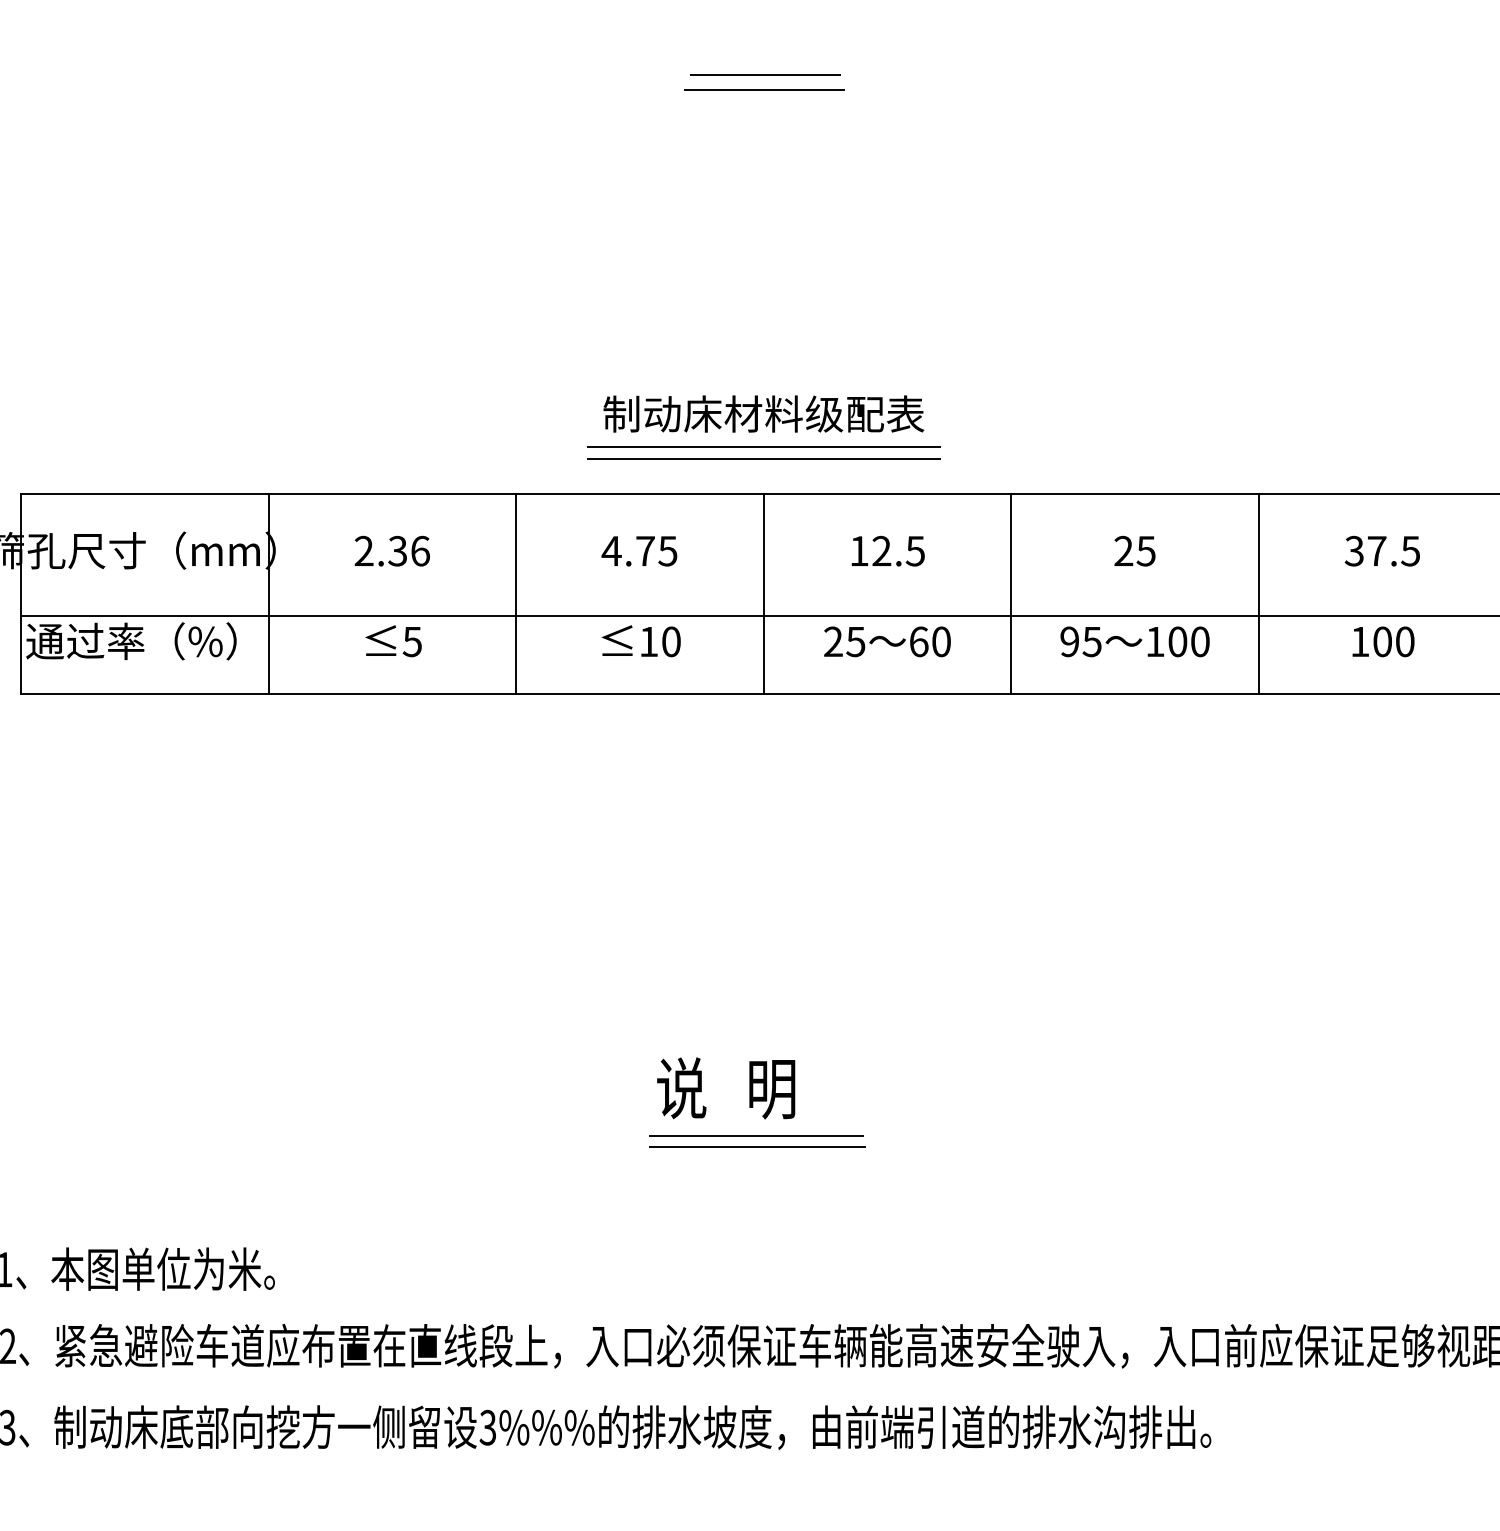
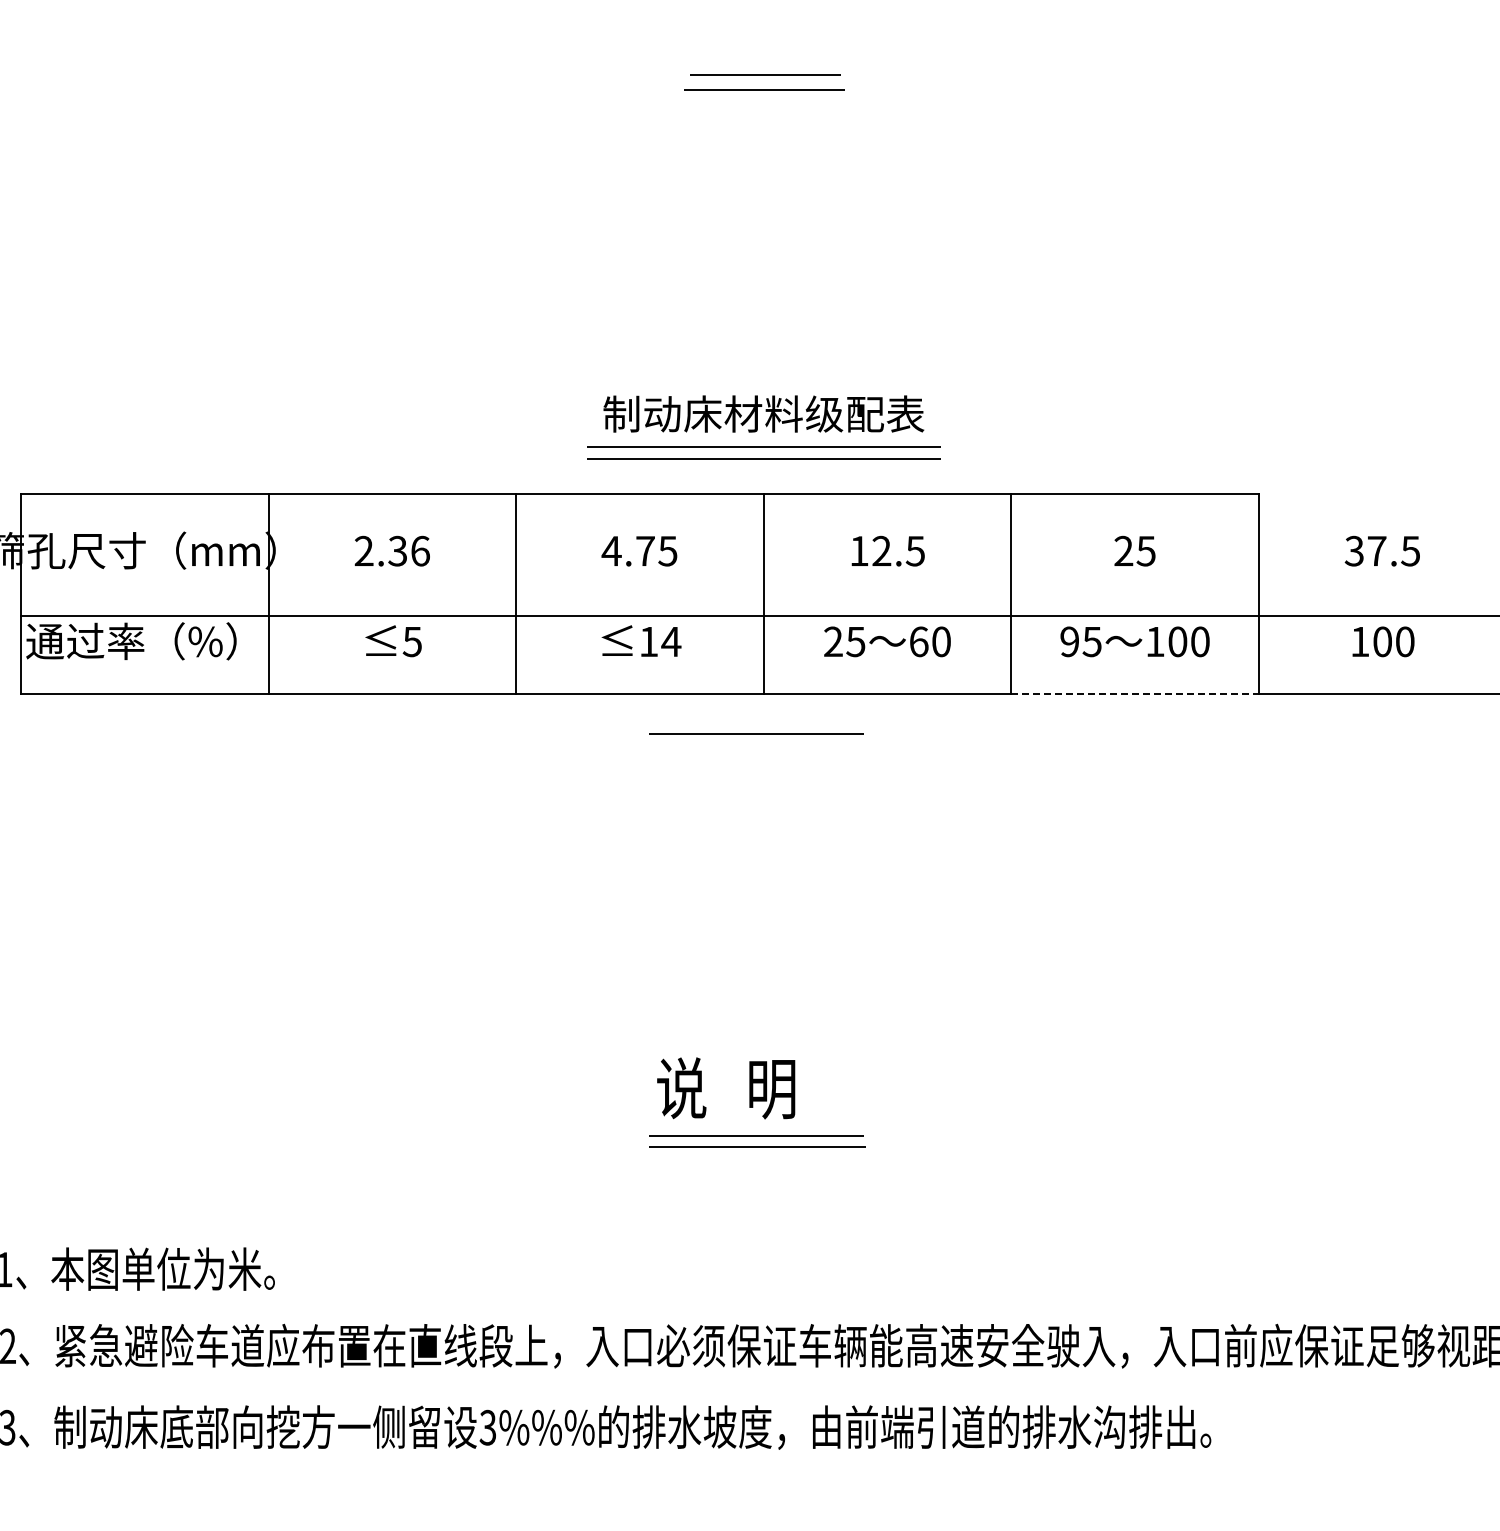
line: present -> none (1377, 494)
text: 10 -> 14 (671, 641)
line: solid -> dashed (1135, 693)
line: none -> present (756, 733)
